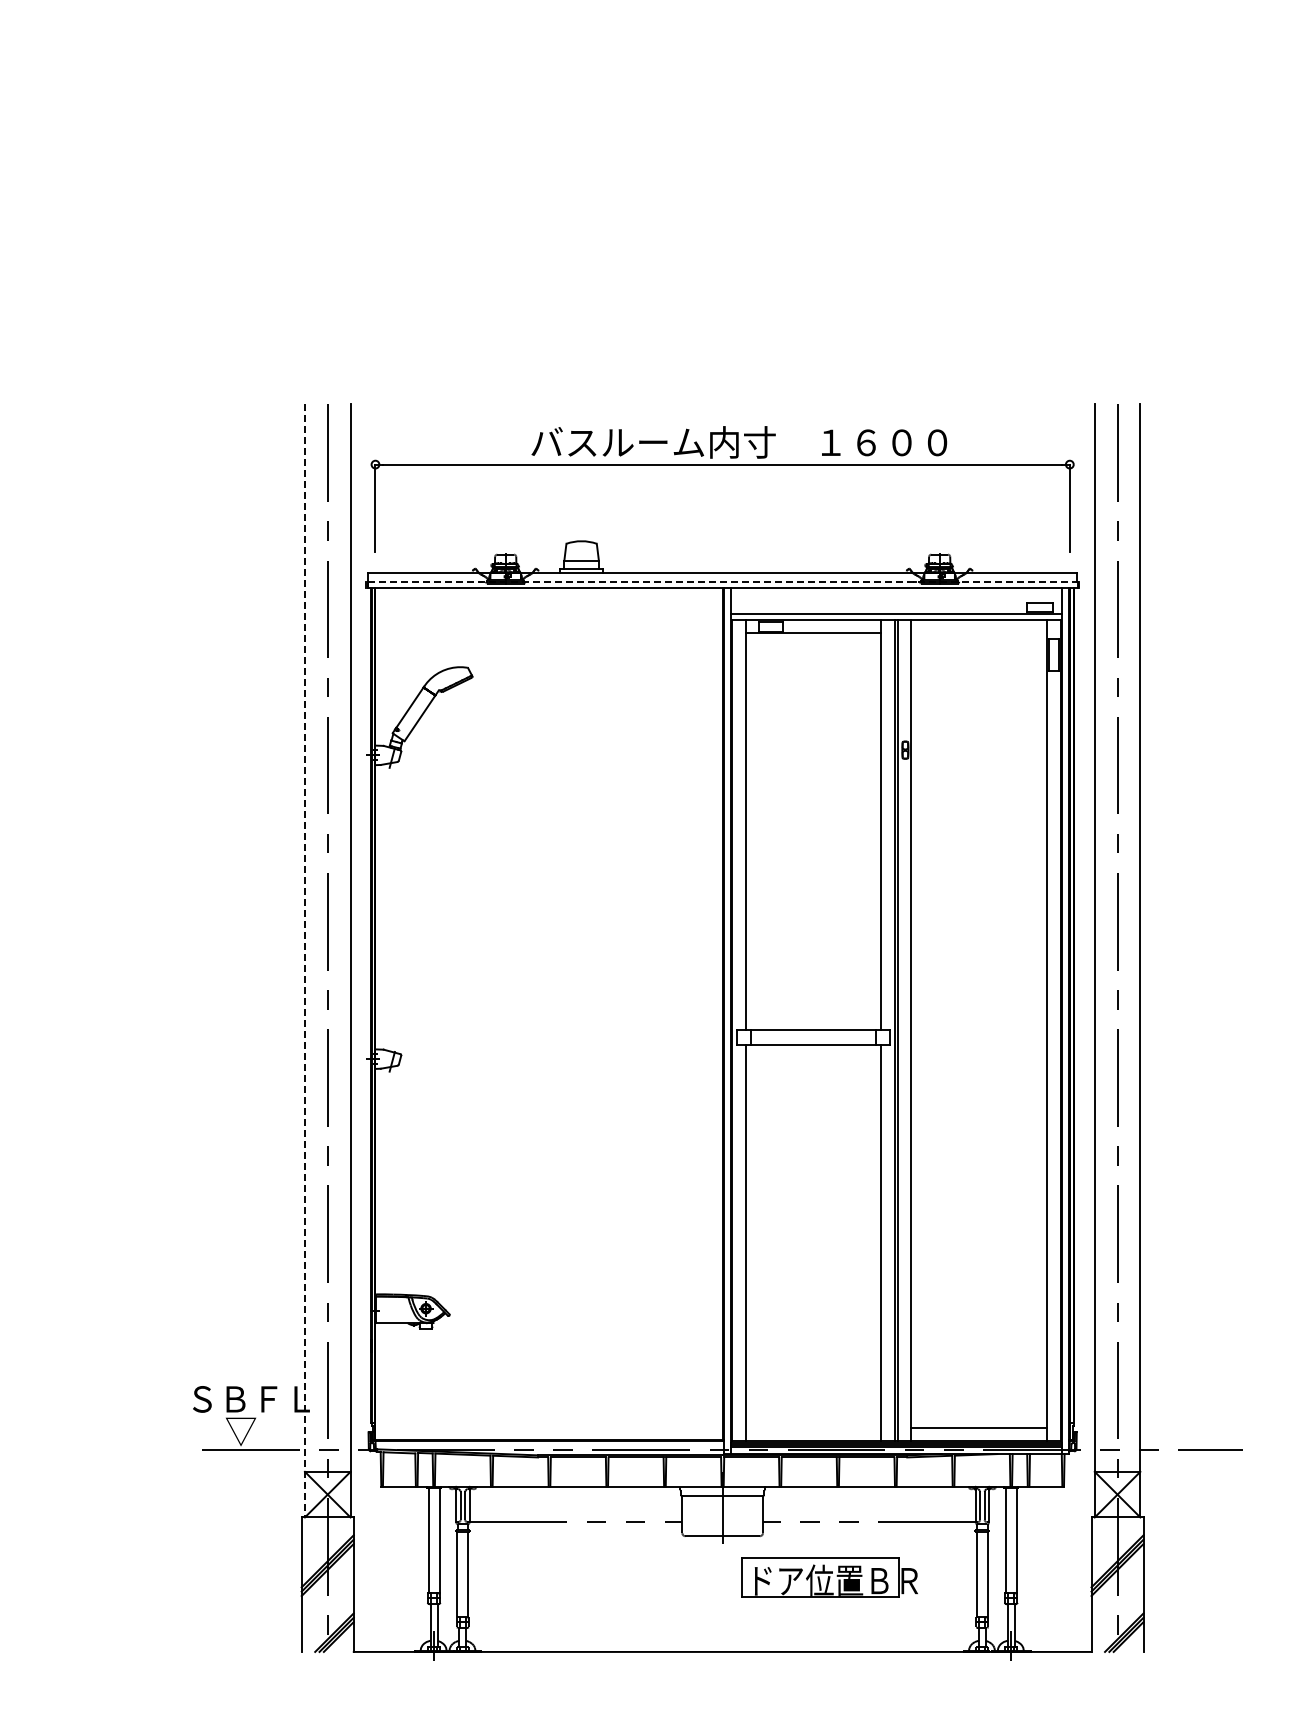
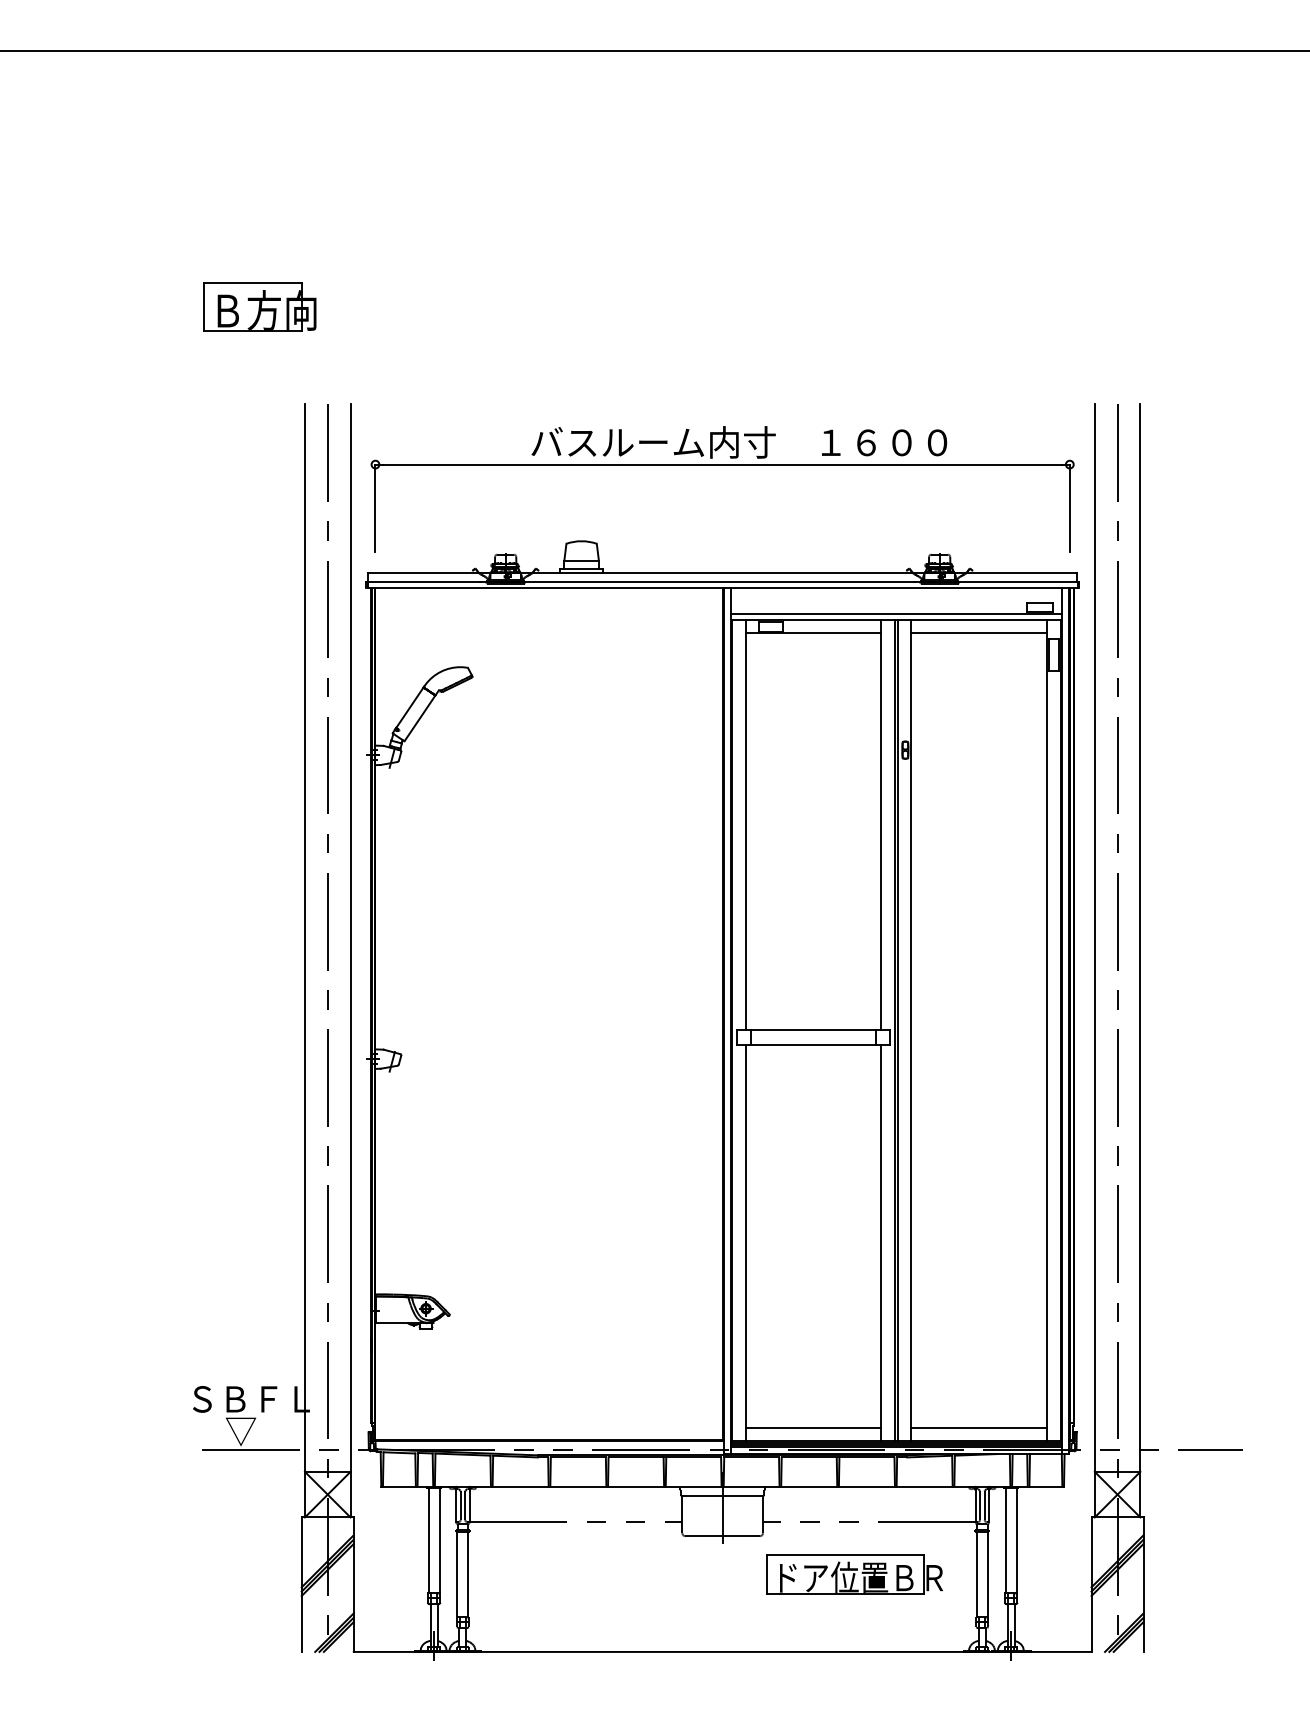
line: none -> present (654, 51)
part: none -> present (259, 306)
line: dashed -> solid (722, 581)
line: none -> present (978, 633)
line: dashed -> solid (304, 960)
line: none -> present (813, 1428)
part position: (829, 1577) -> (854, 1574) (854, 1574)
